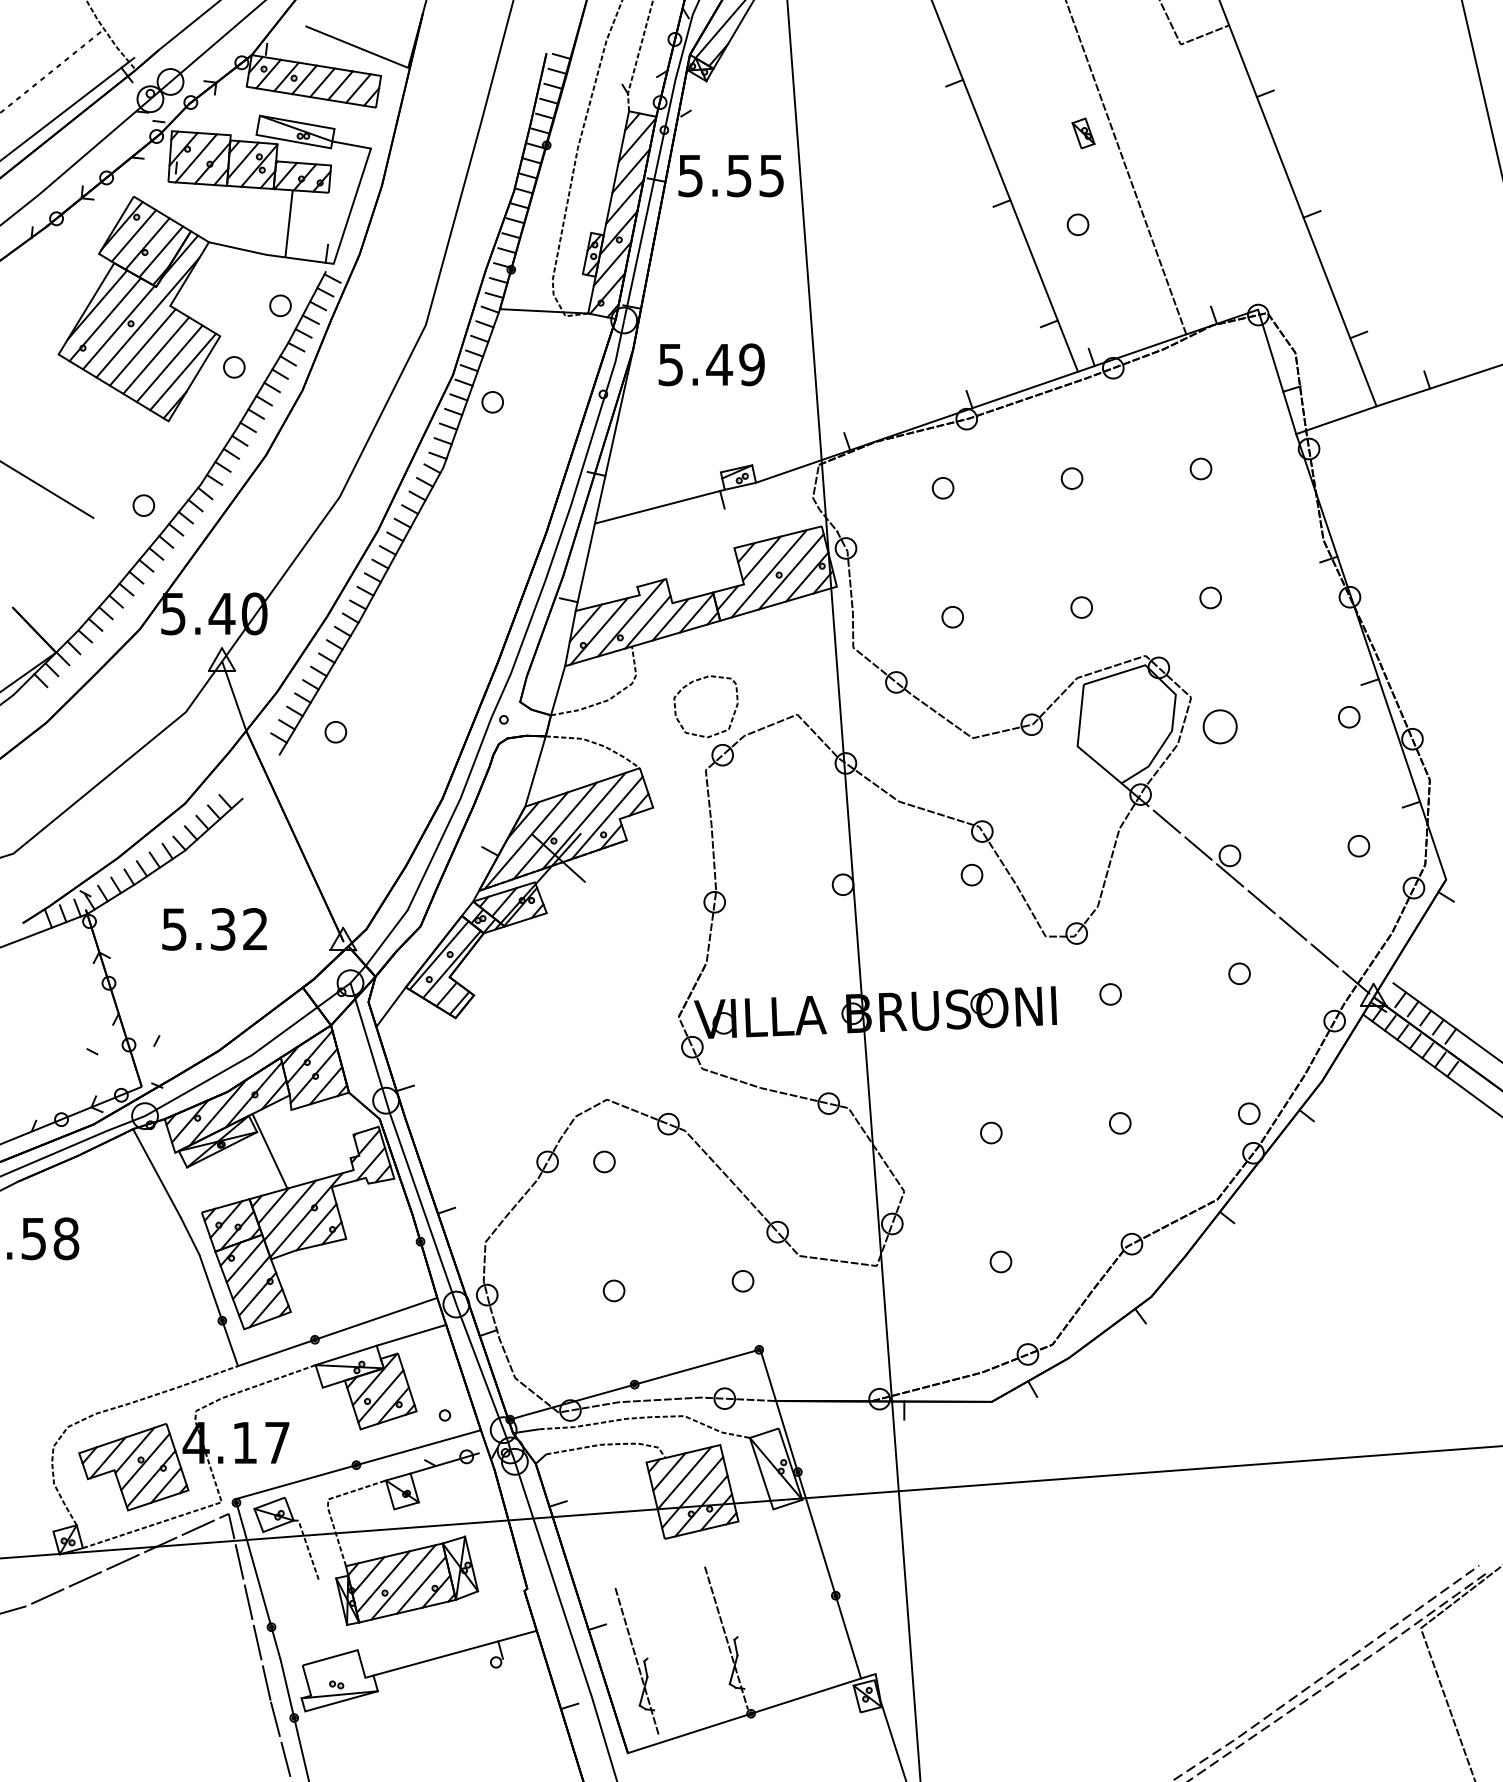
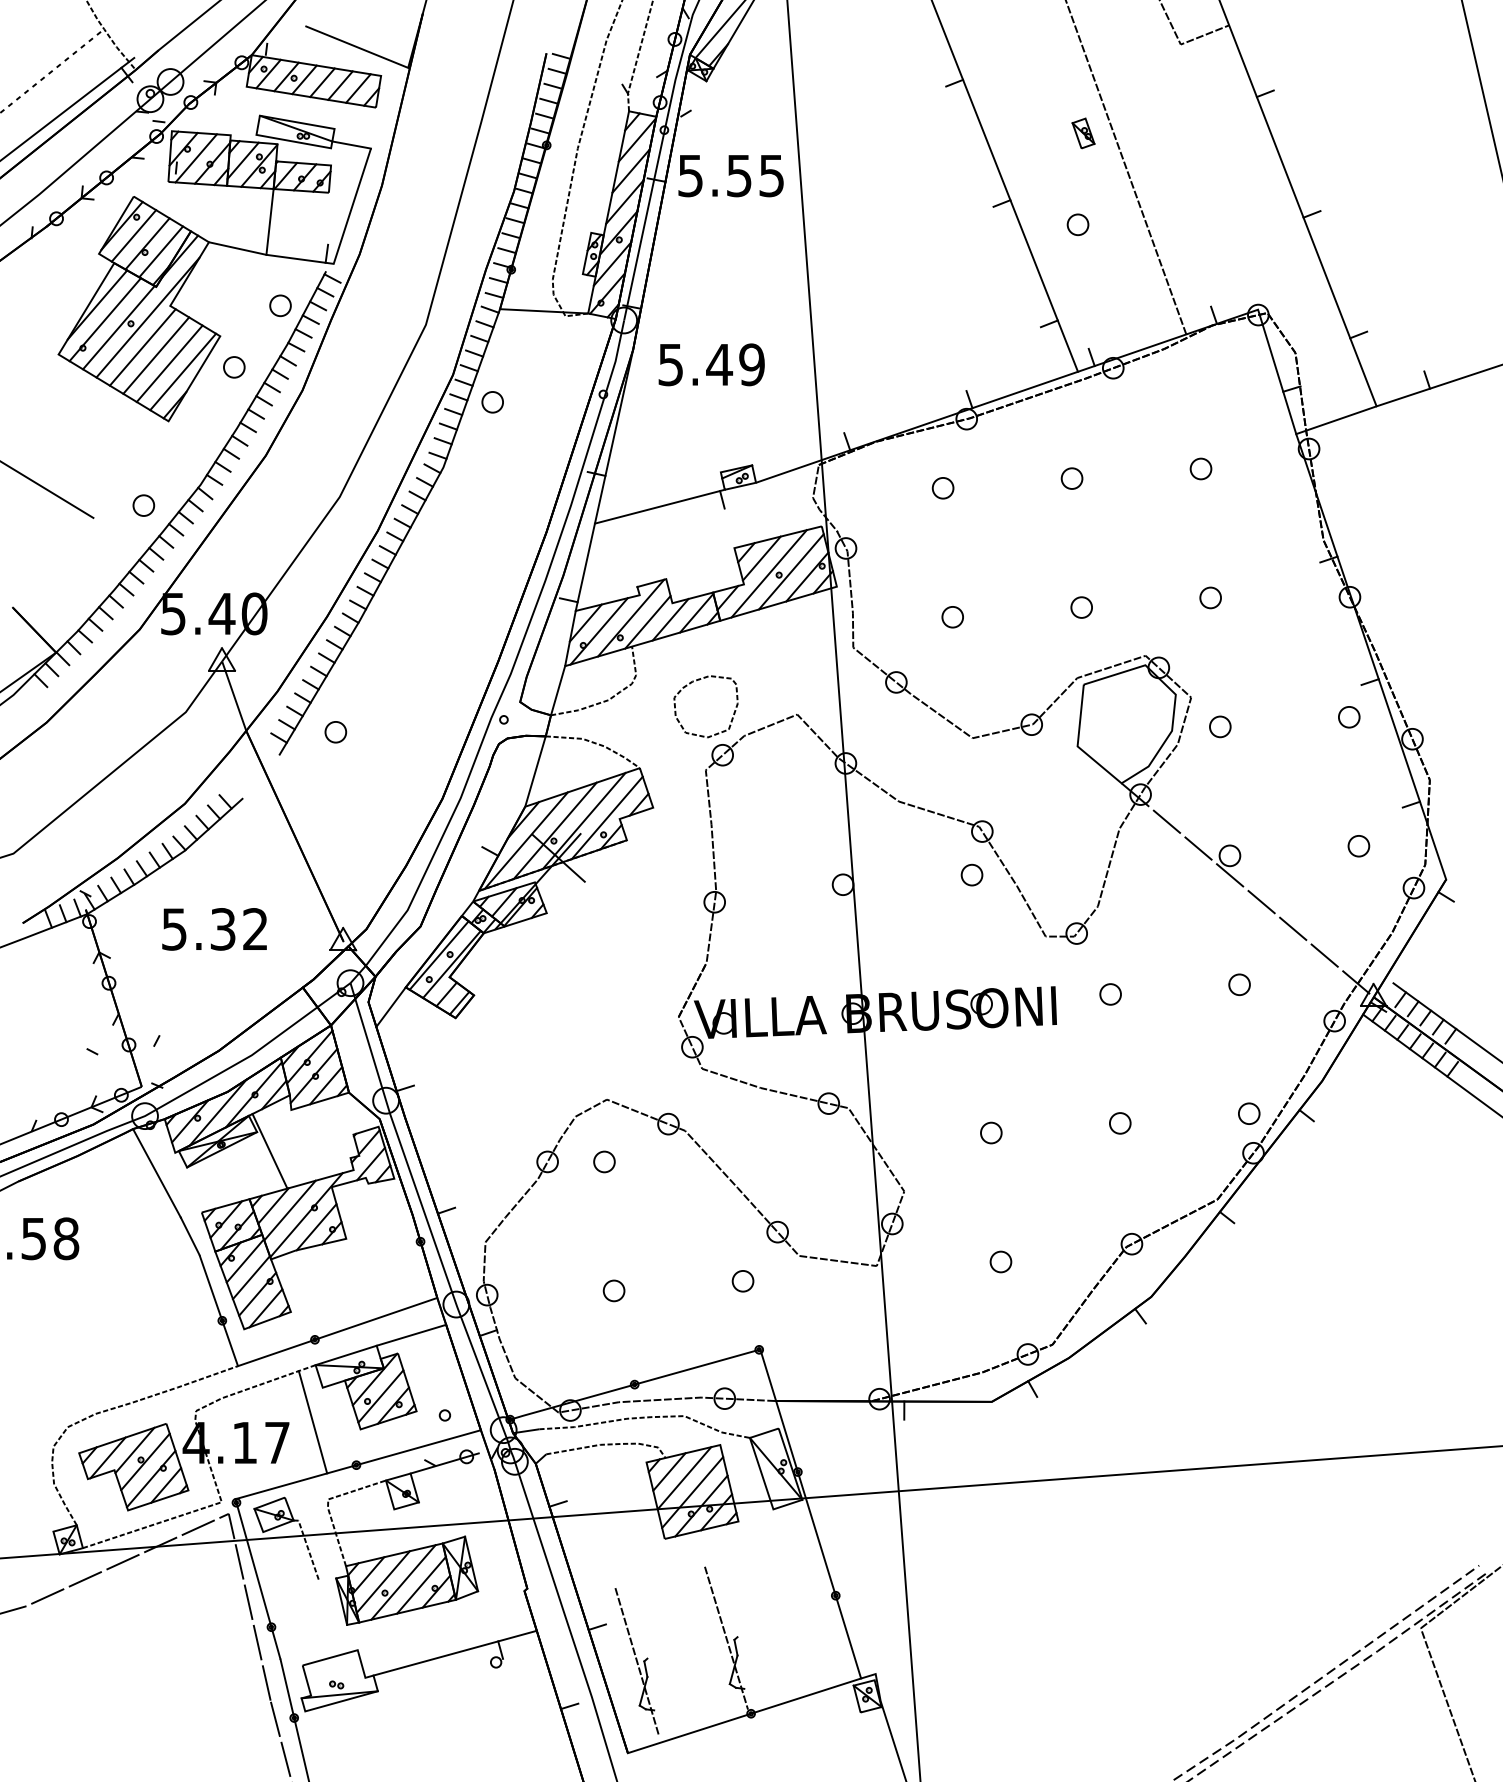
line position: (288, 223) -> (269, 221) (269, 221)
part size: 36x36 px -> 23x24 px (1220, 726)
part position: (1239, 973) -> (1239, 984) (1239, 984)
line: none -> present (312, 1422)
